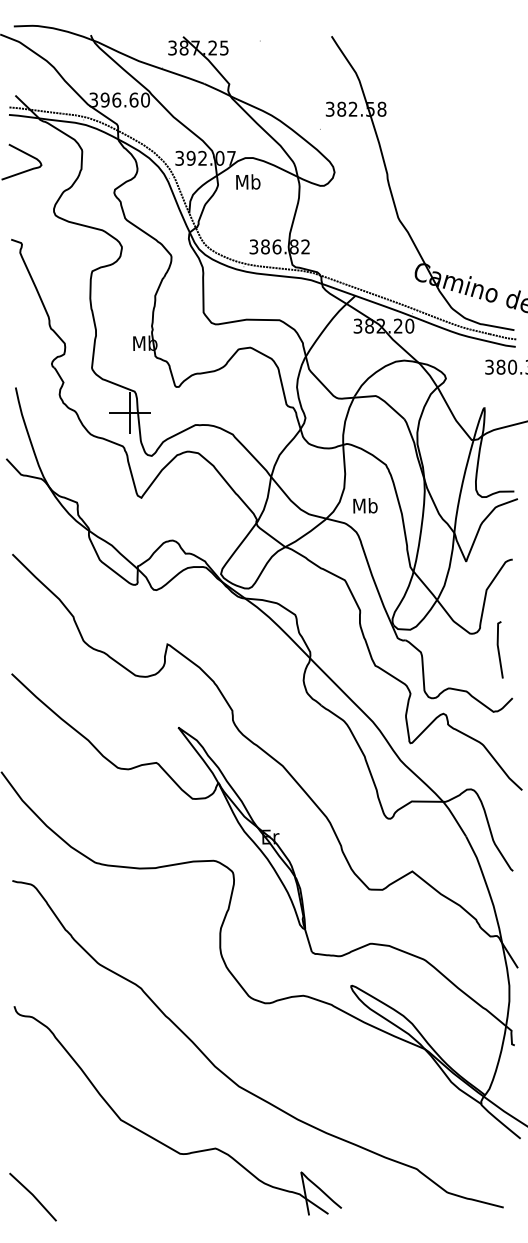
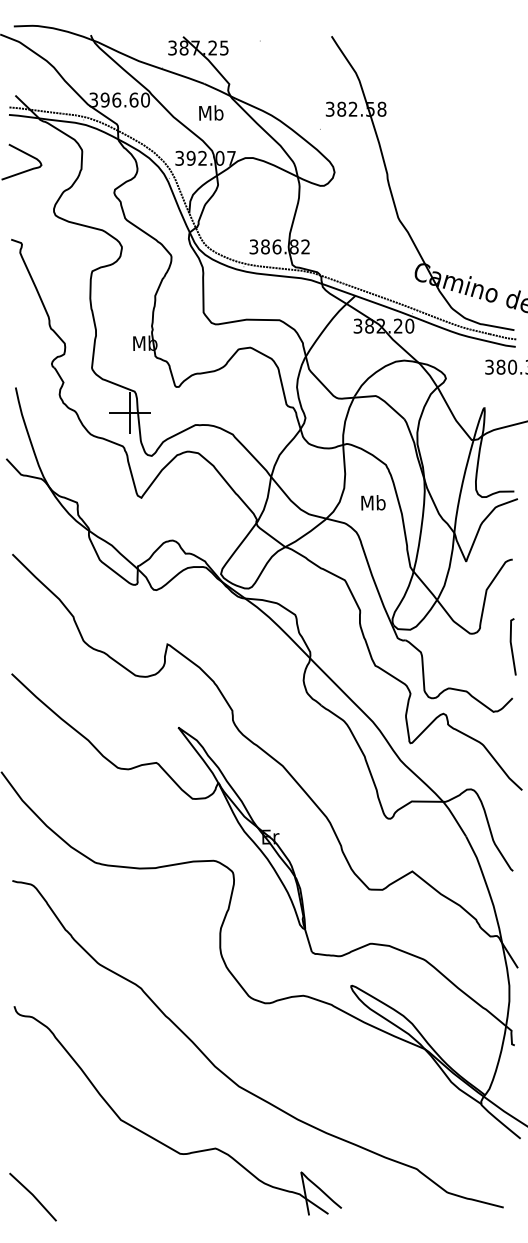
text position: (248, 181) -> (211, 112) (211, 112)
text position: (365, 505) -> (373, 502) (373, 502)
line position: (499, 649) -> (512, 646) (512, 646)
